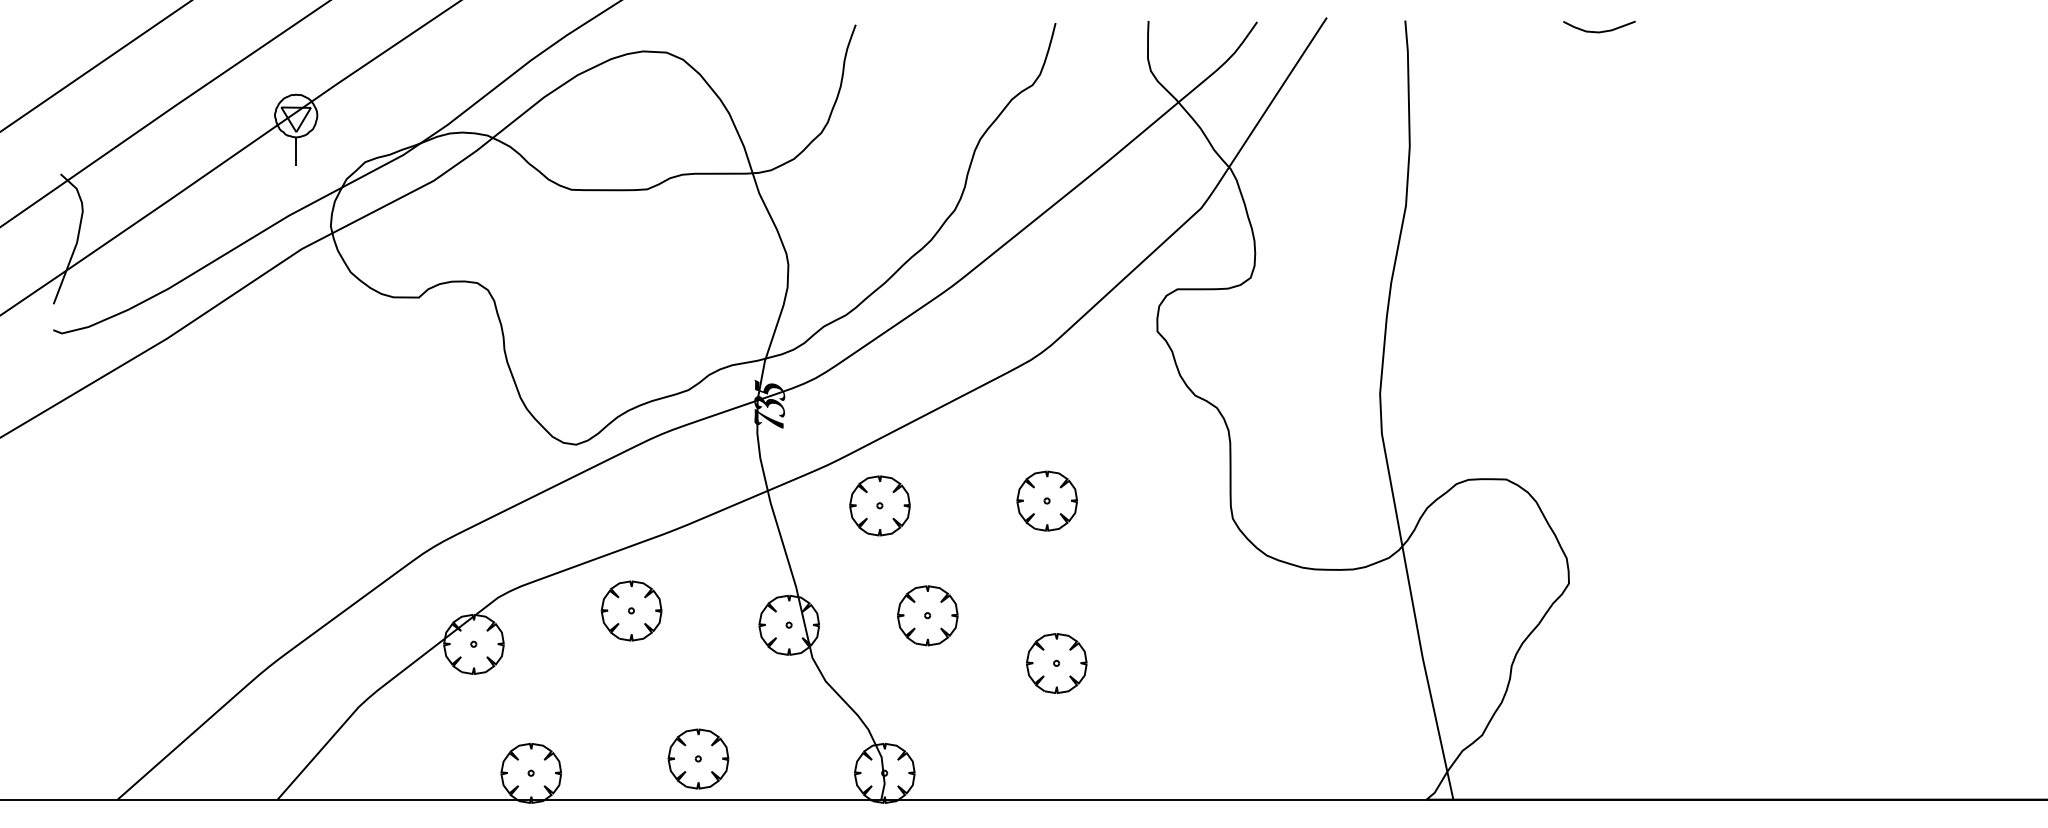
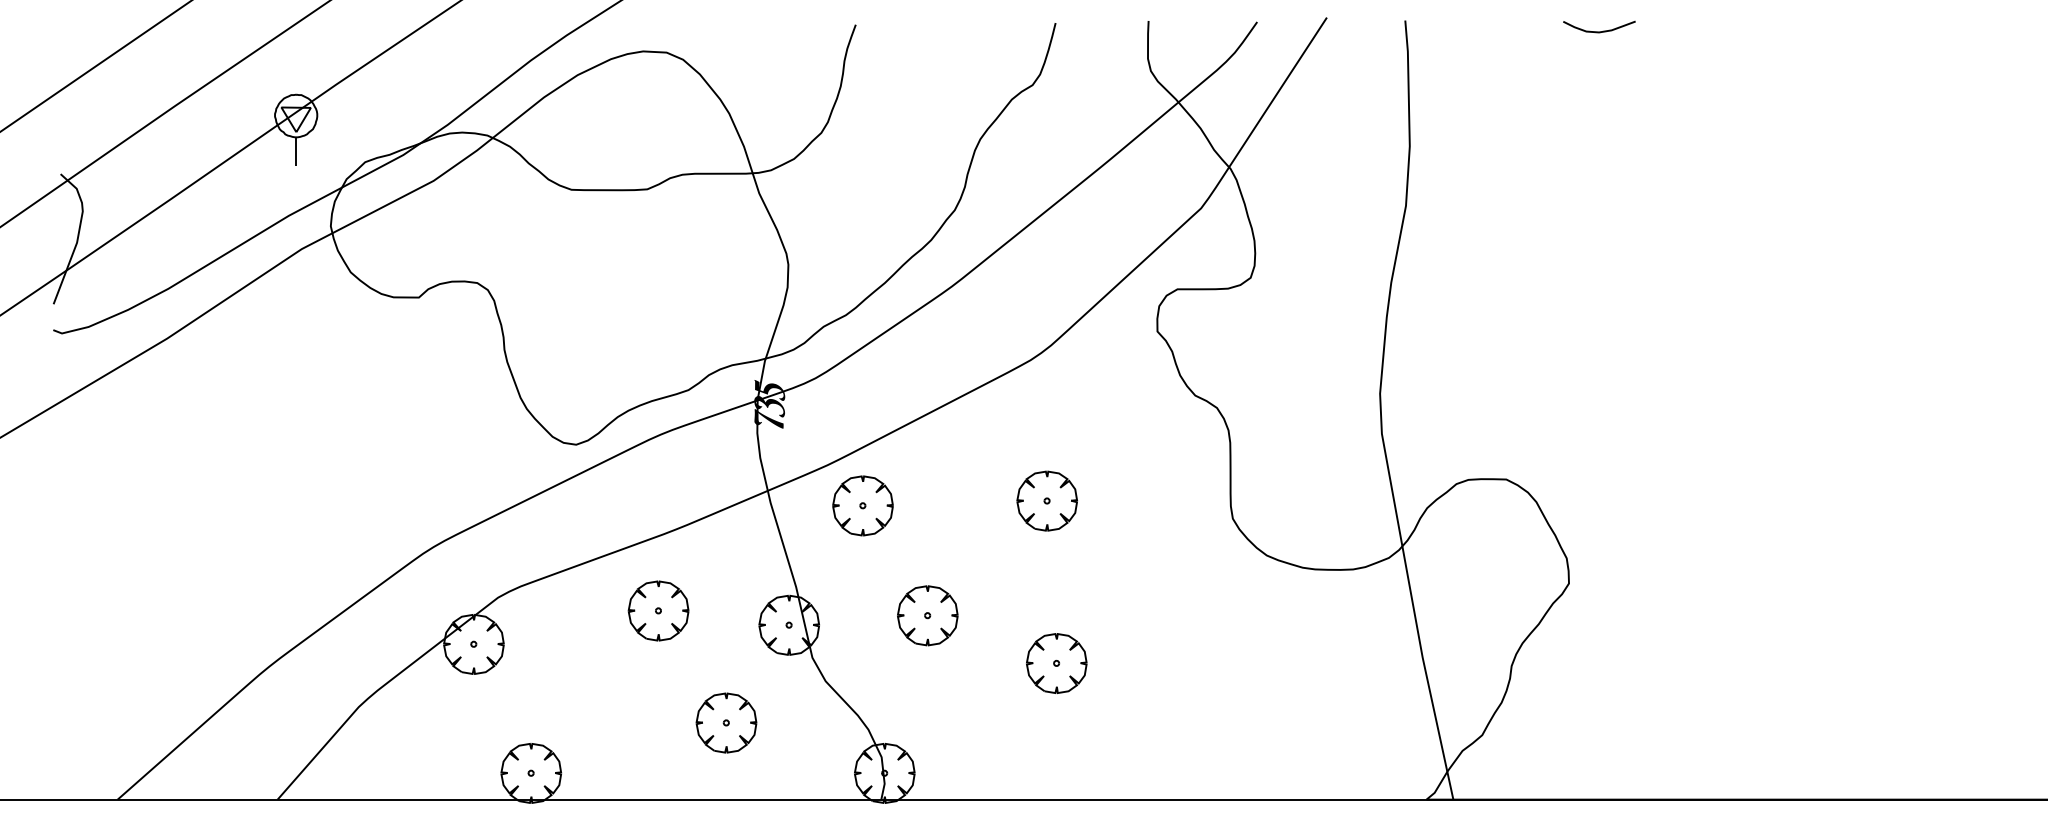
part position: (879, 505) -> (862, 505) (862, 505)
part position: (631, 610) -> (658, 610) (658, 610)
part position: (698, 758) -> (726, 722) (726, 722)
